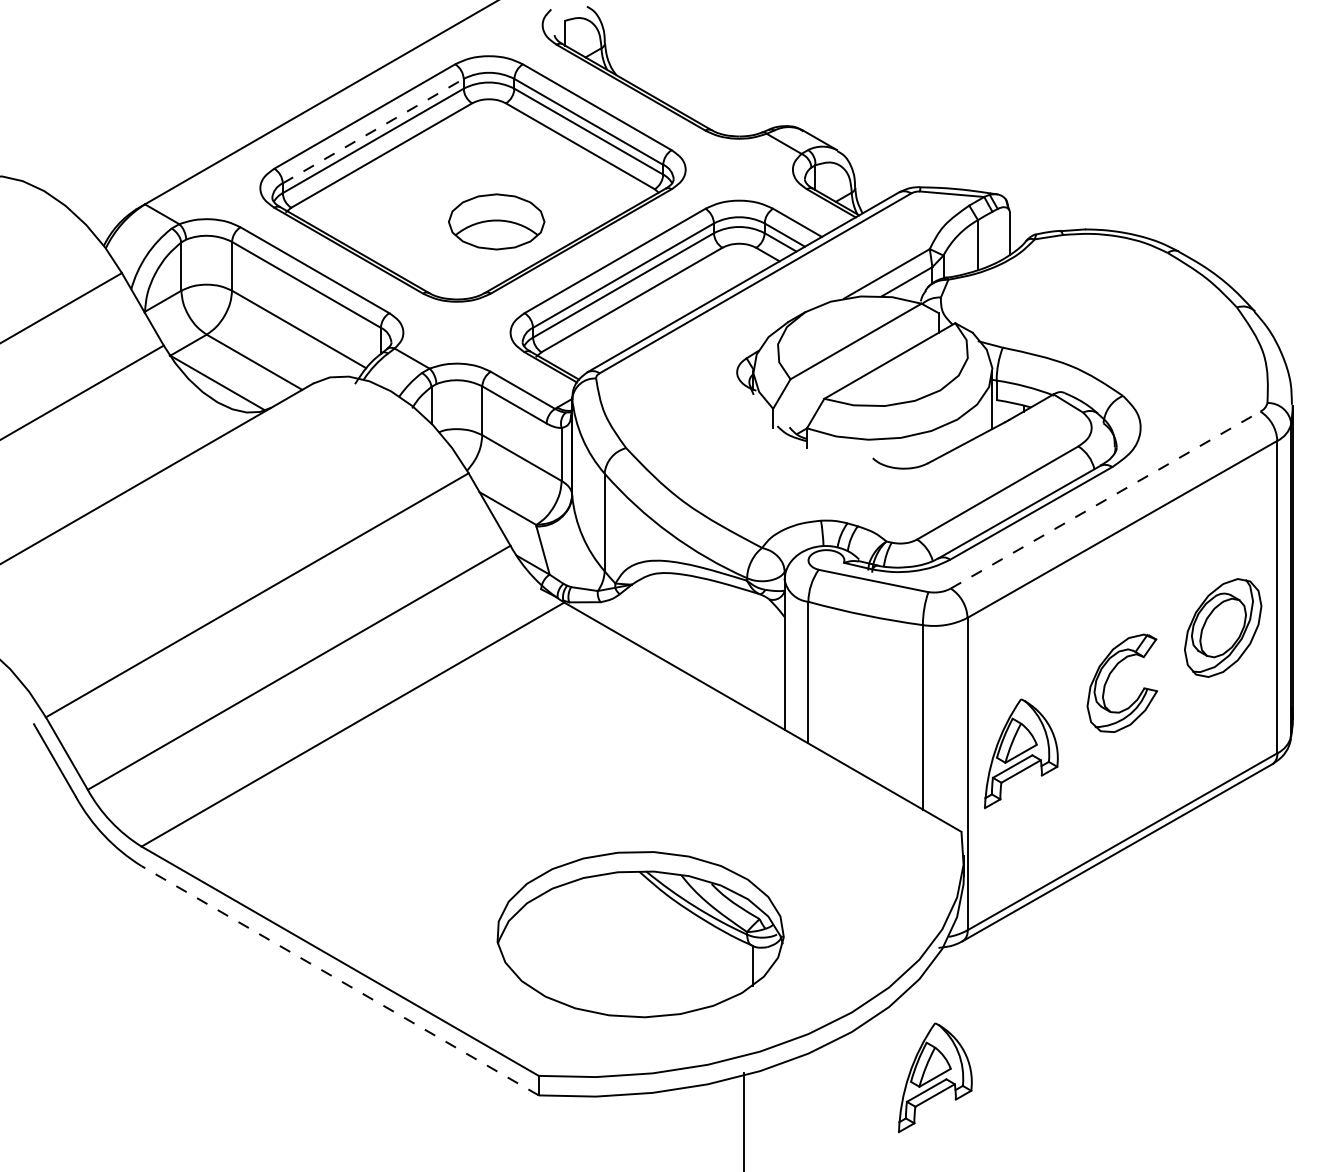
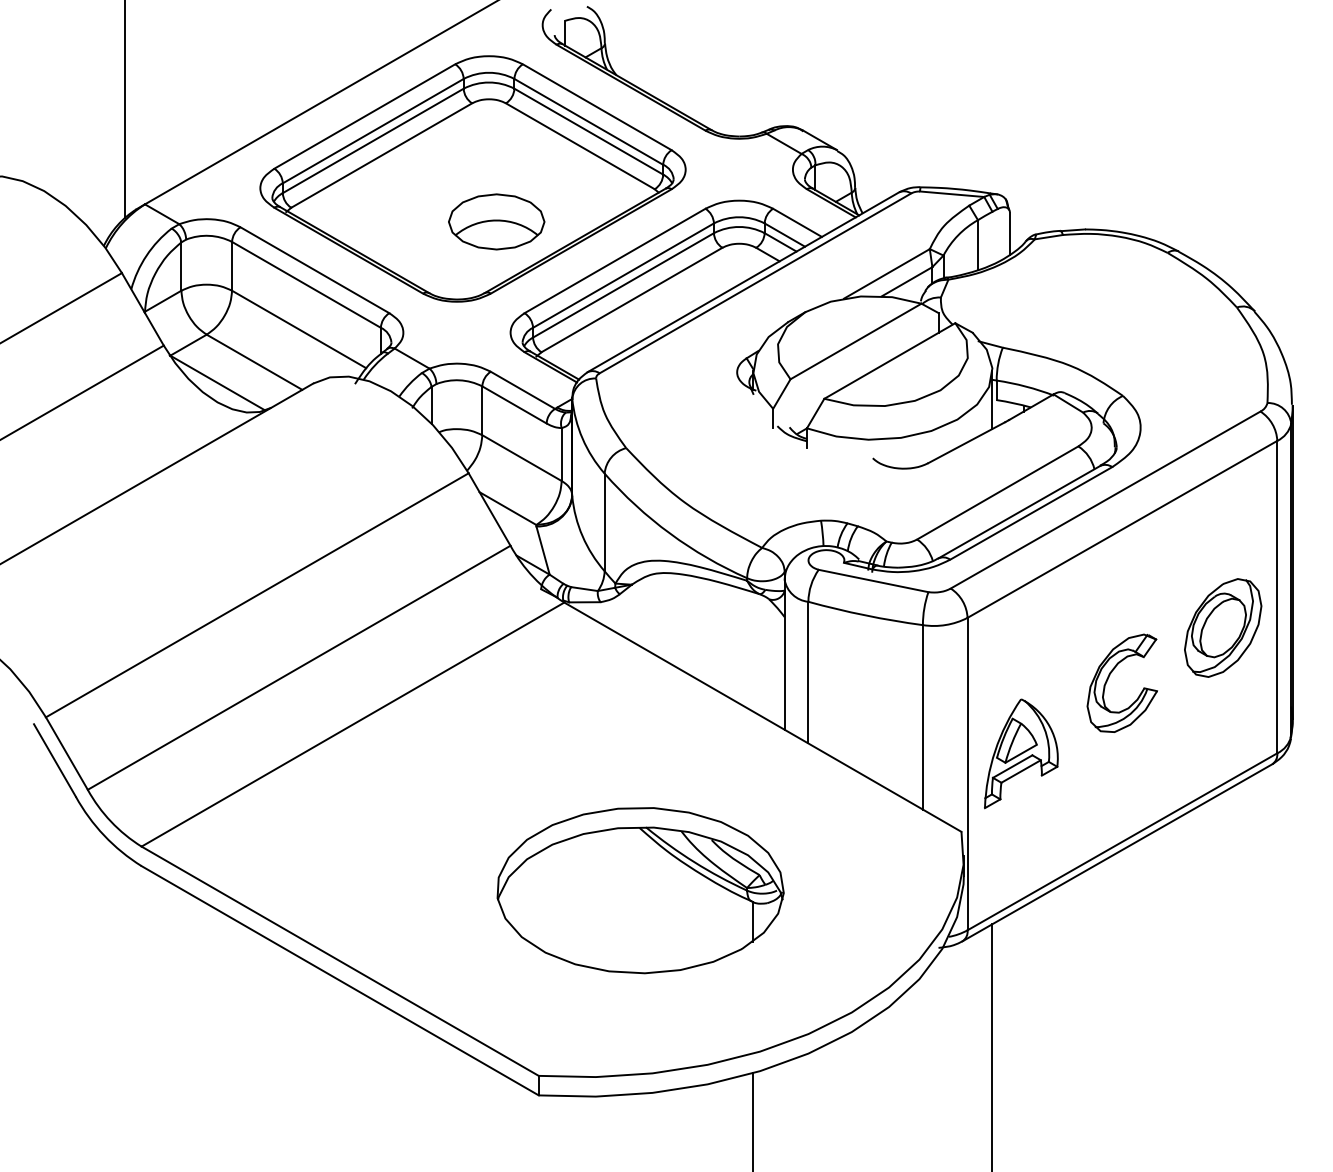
line: none -> present (124, 110)
line: dashed -> solid (373, 130)
line: dashed -> solid (1106, 499)
part position: (640, 934) -> (640, 890) (640, 890)
line: dashed -> solid (339, 980)
line: none -> present (992, 1046)
part: present -> none (935, 1077)
line position: (744, 1120) -> (753, 1120) (753, 1120)
